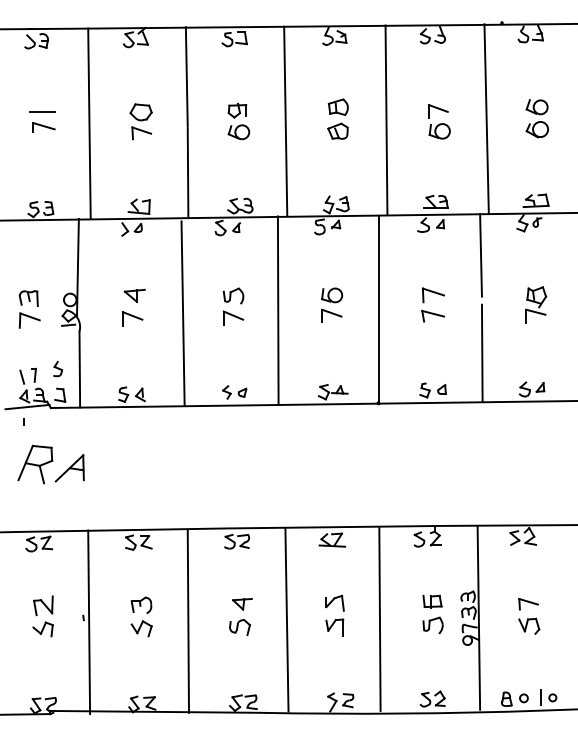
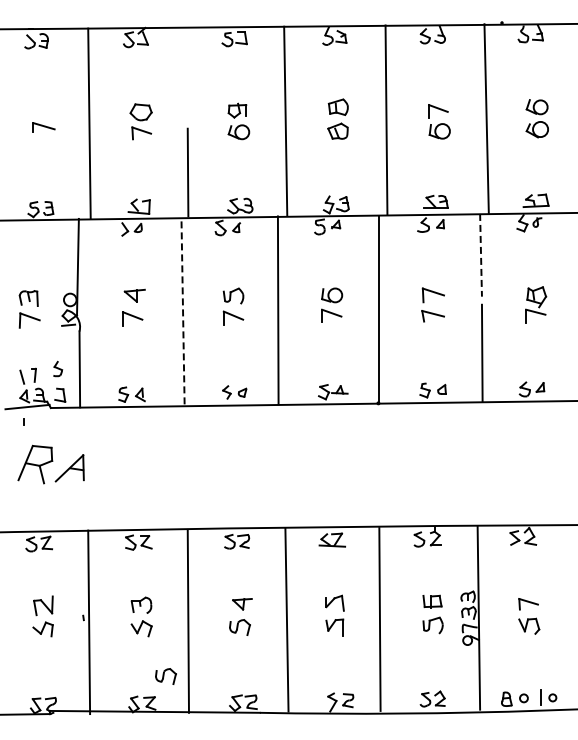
line: present -> none (186, 76)
line: present -> none (42, 111)
line: solid -> dashed (481, 255)
line: solid -> dashed (183, 313)
part: none -> present (165, 676)
